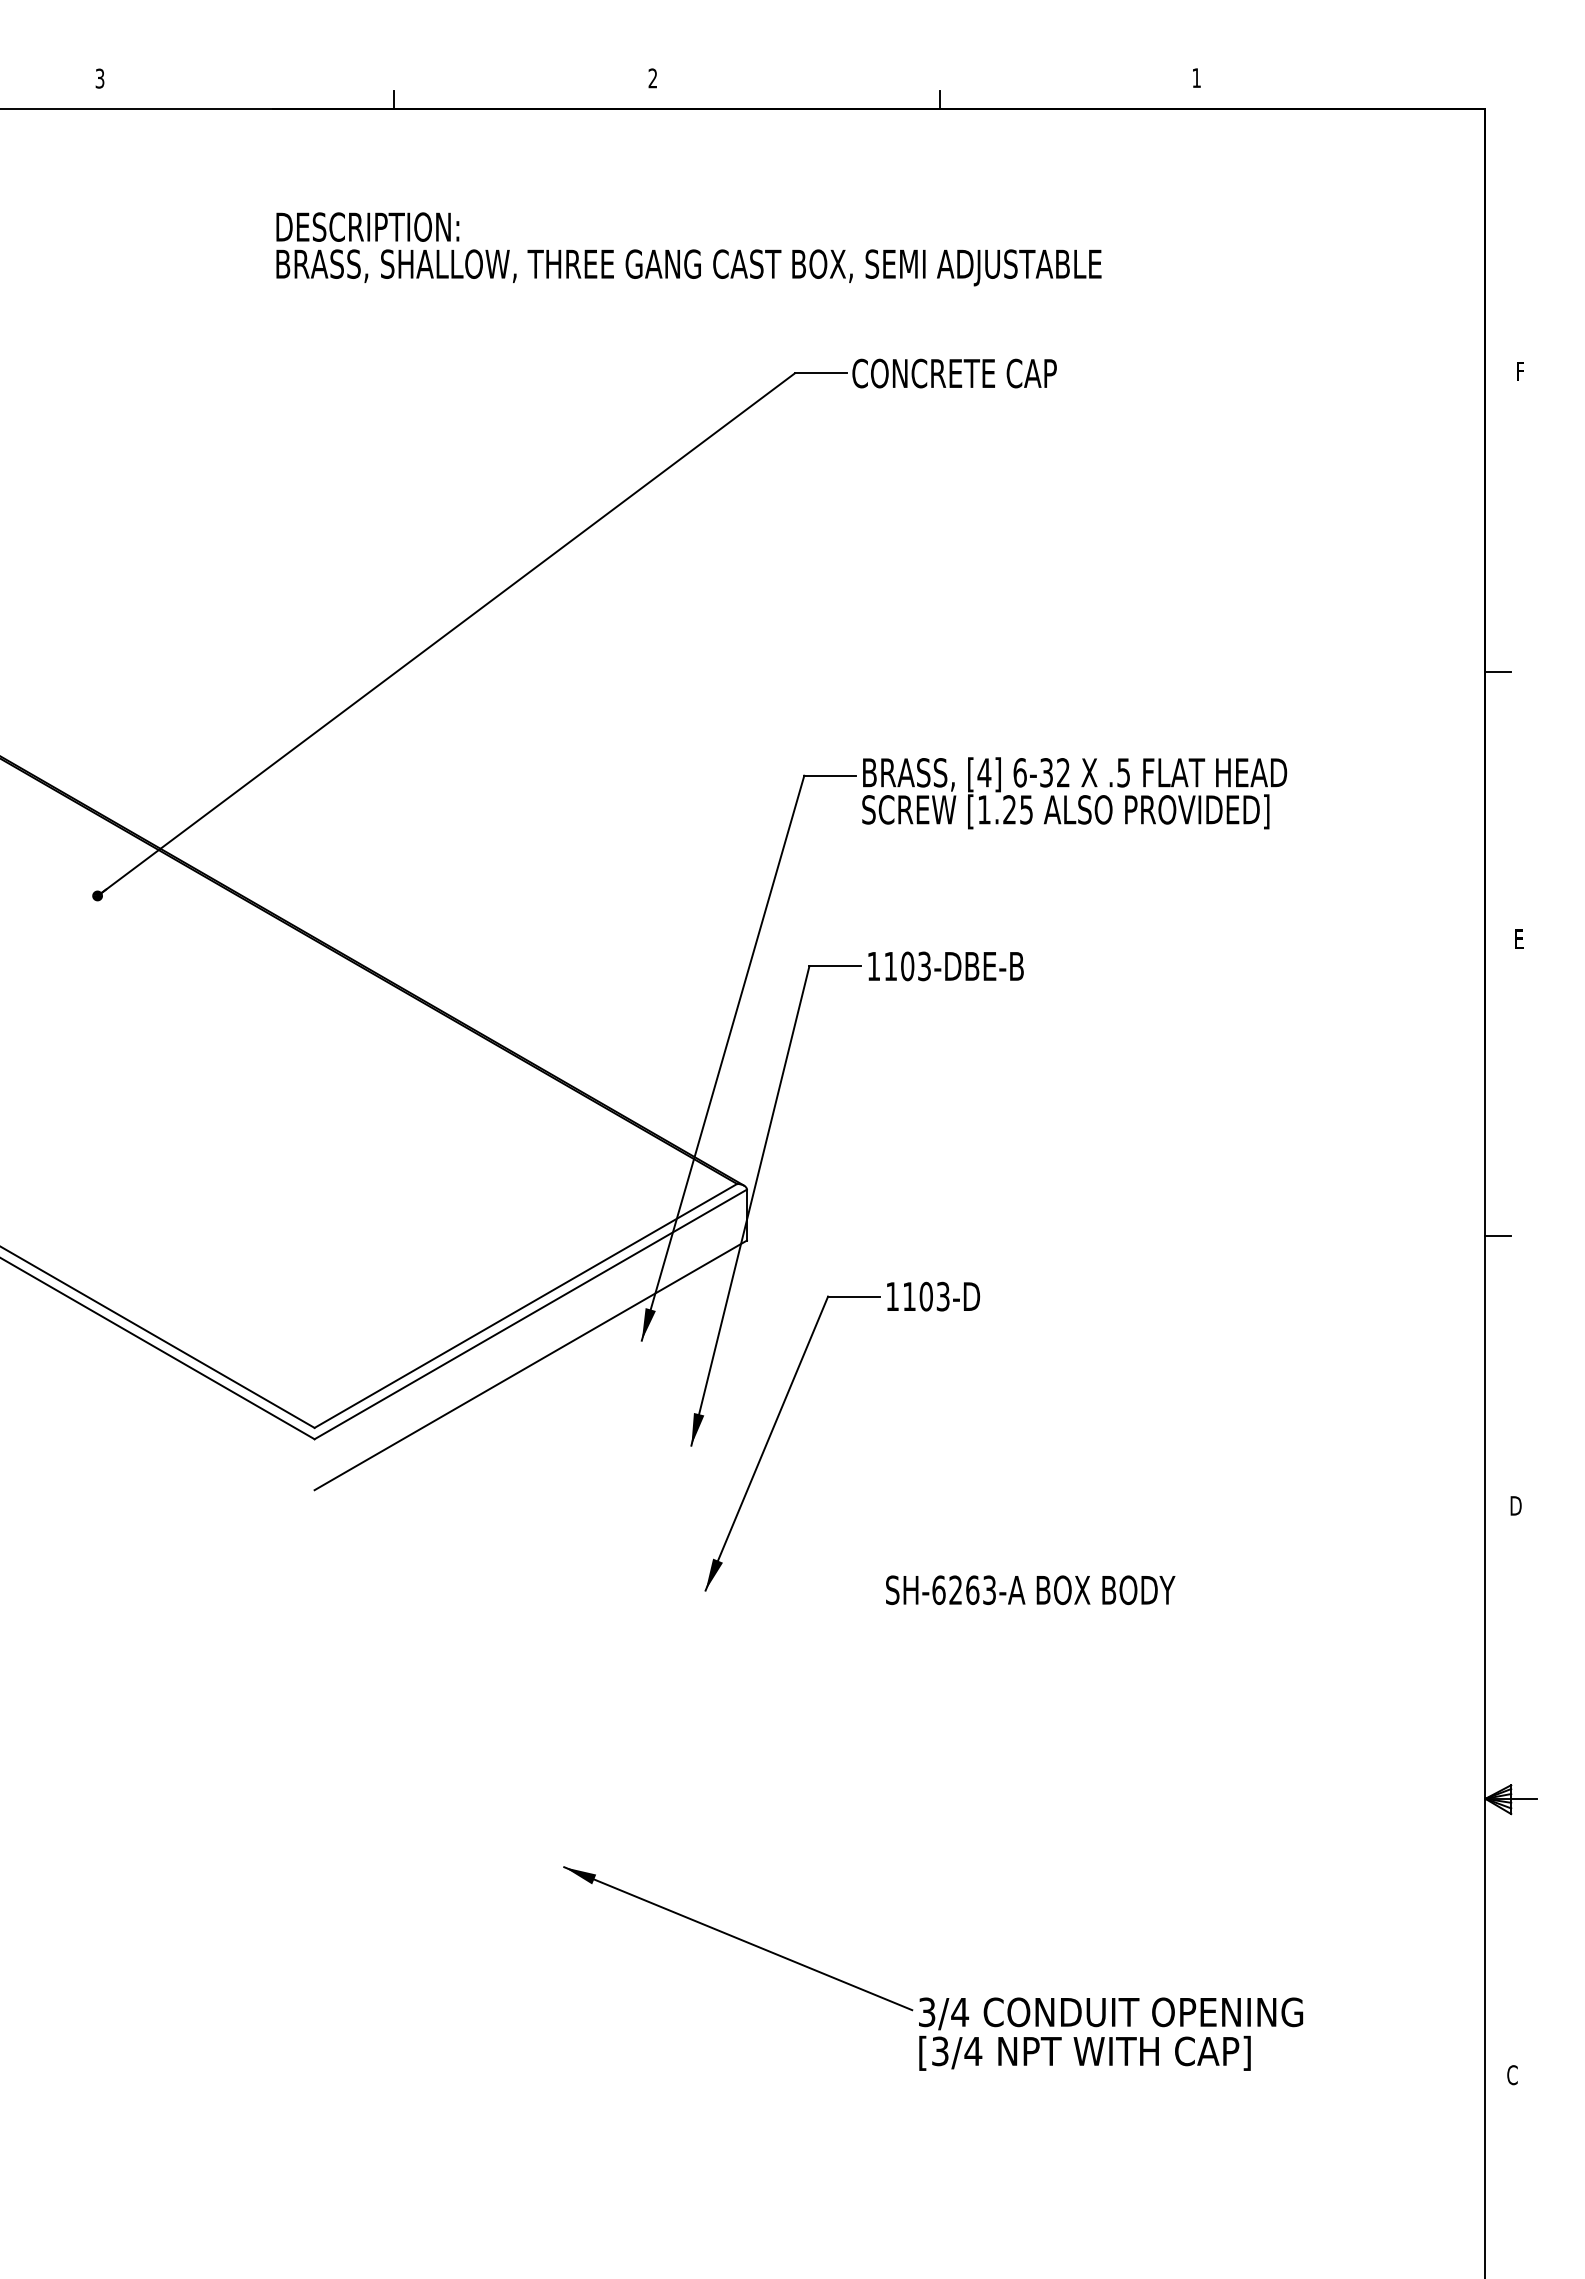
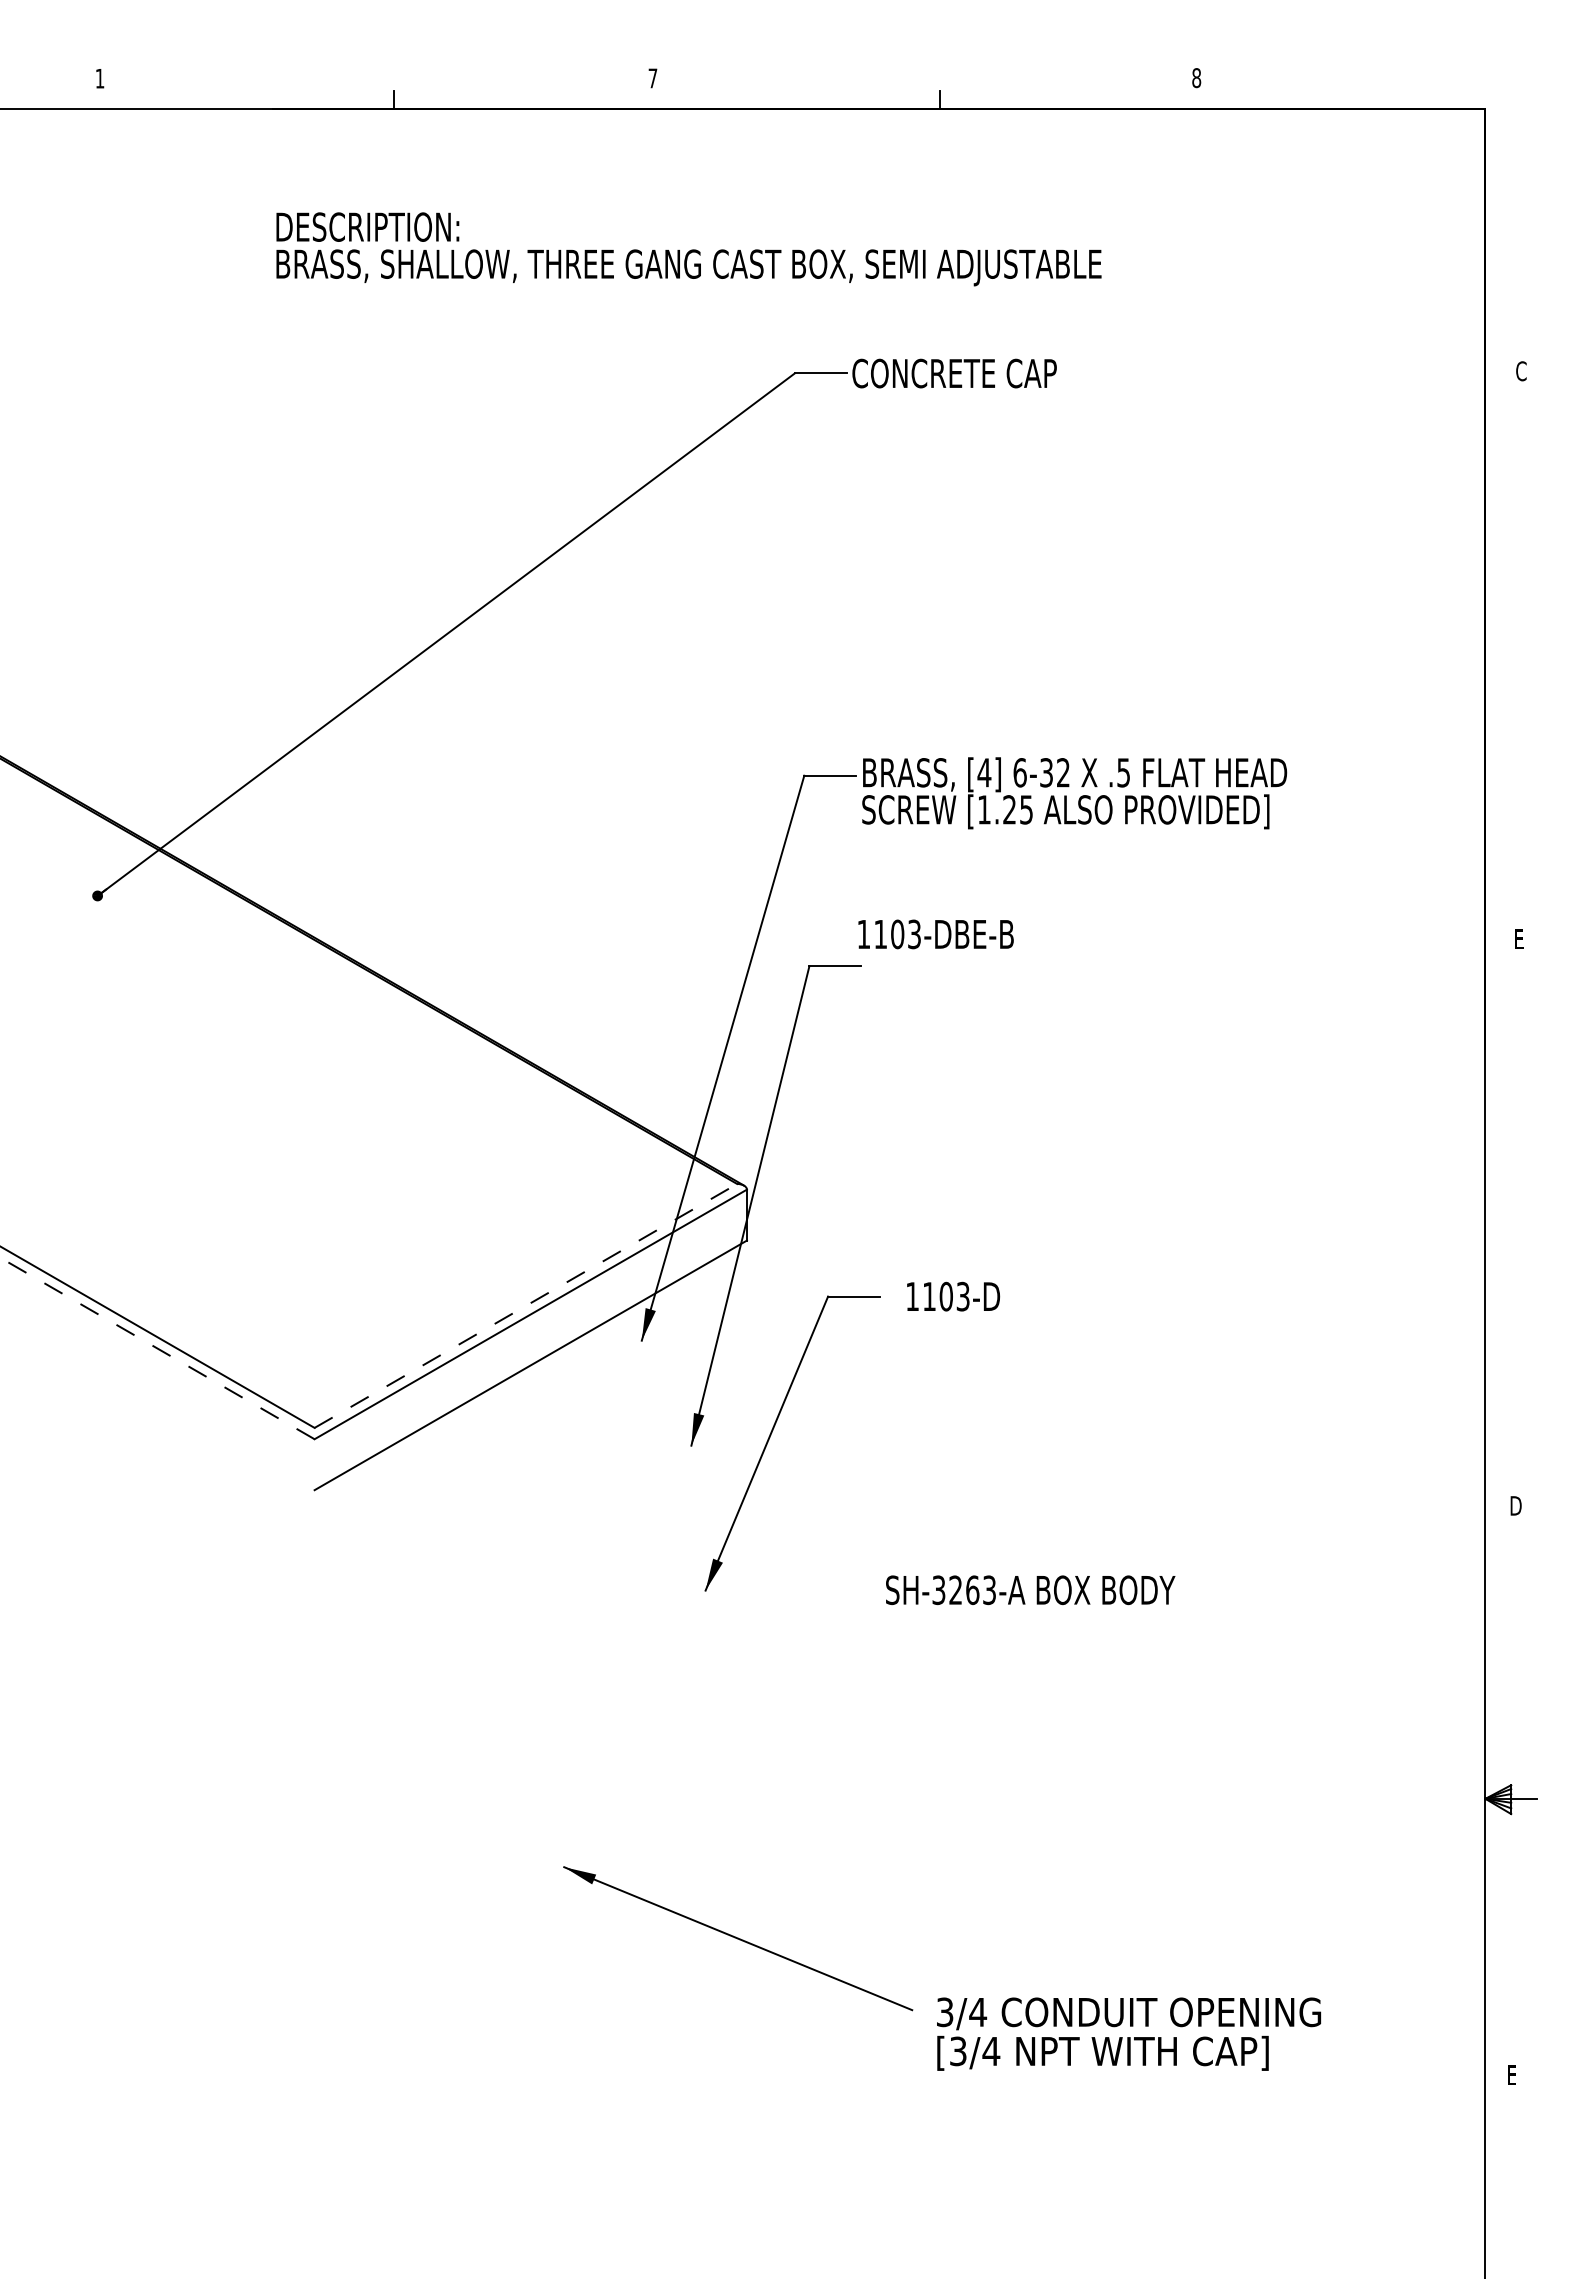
text: 3 -> 1 (99, 78)
text: 2 -> 7 (652, 78)
text: 1 -> 8 (1196, 78)
text: F -> C (1521, 371)
line: present -> none (1498, 672)
text position: (945, 966) -> (935, 934) (935, 934)
line: present -> none (1498, 1235)
text position: (933, 1296) -> (953, 1296) (953, 1296)
line: solid -> dashed (525, 1305)
line: solid -> dashed (157, 1348)
text: SH-6263-A -> SH-3263-A (938, 1590)
text position: (1110, 2033) -> (1128, 2033) (1128, 2033)
text: C -> E (1512, 2075)
